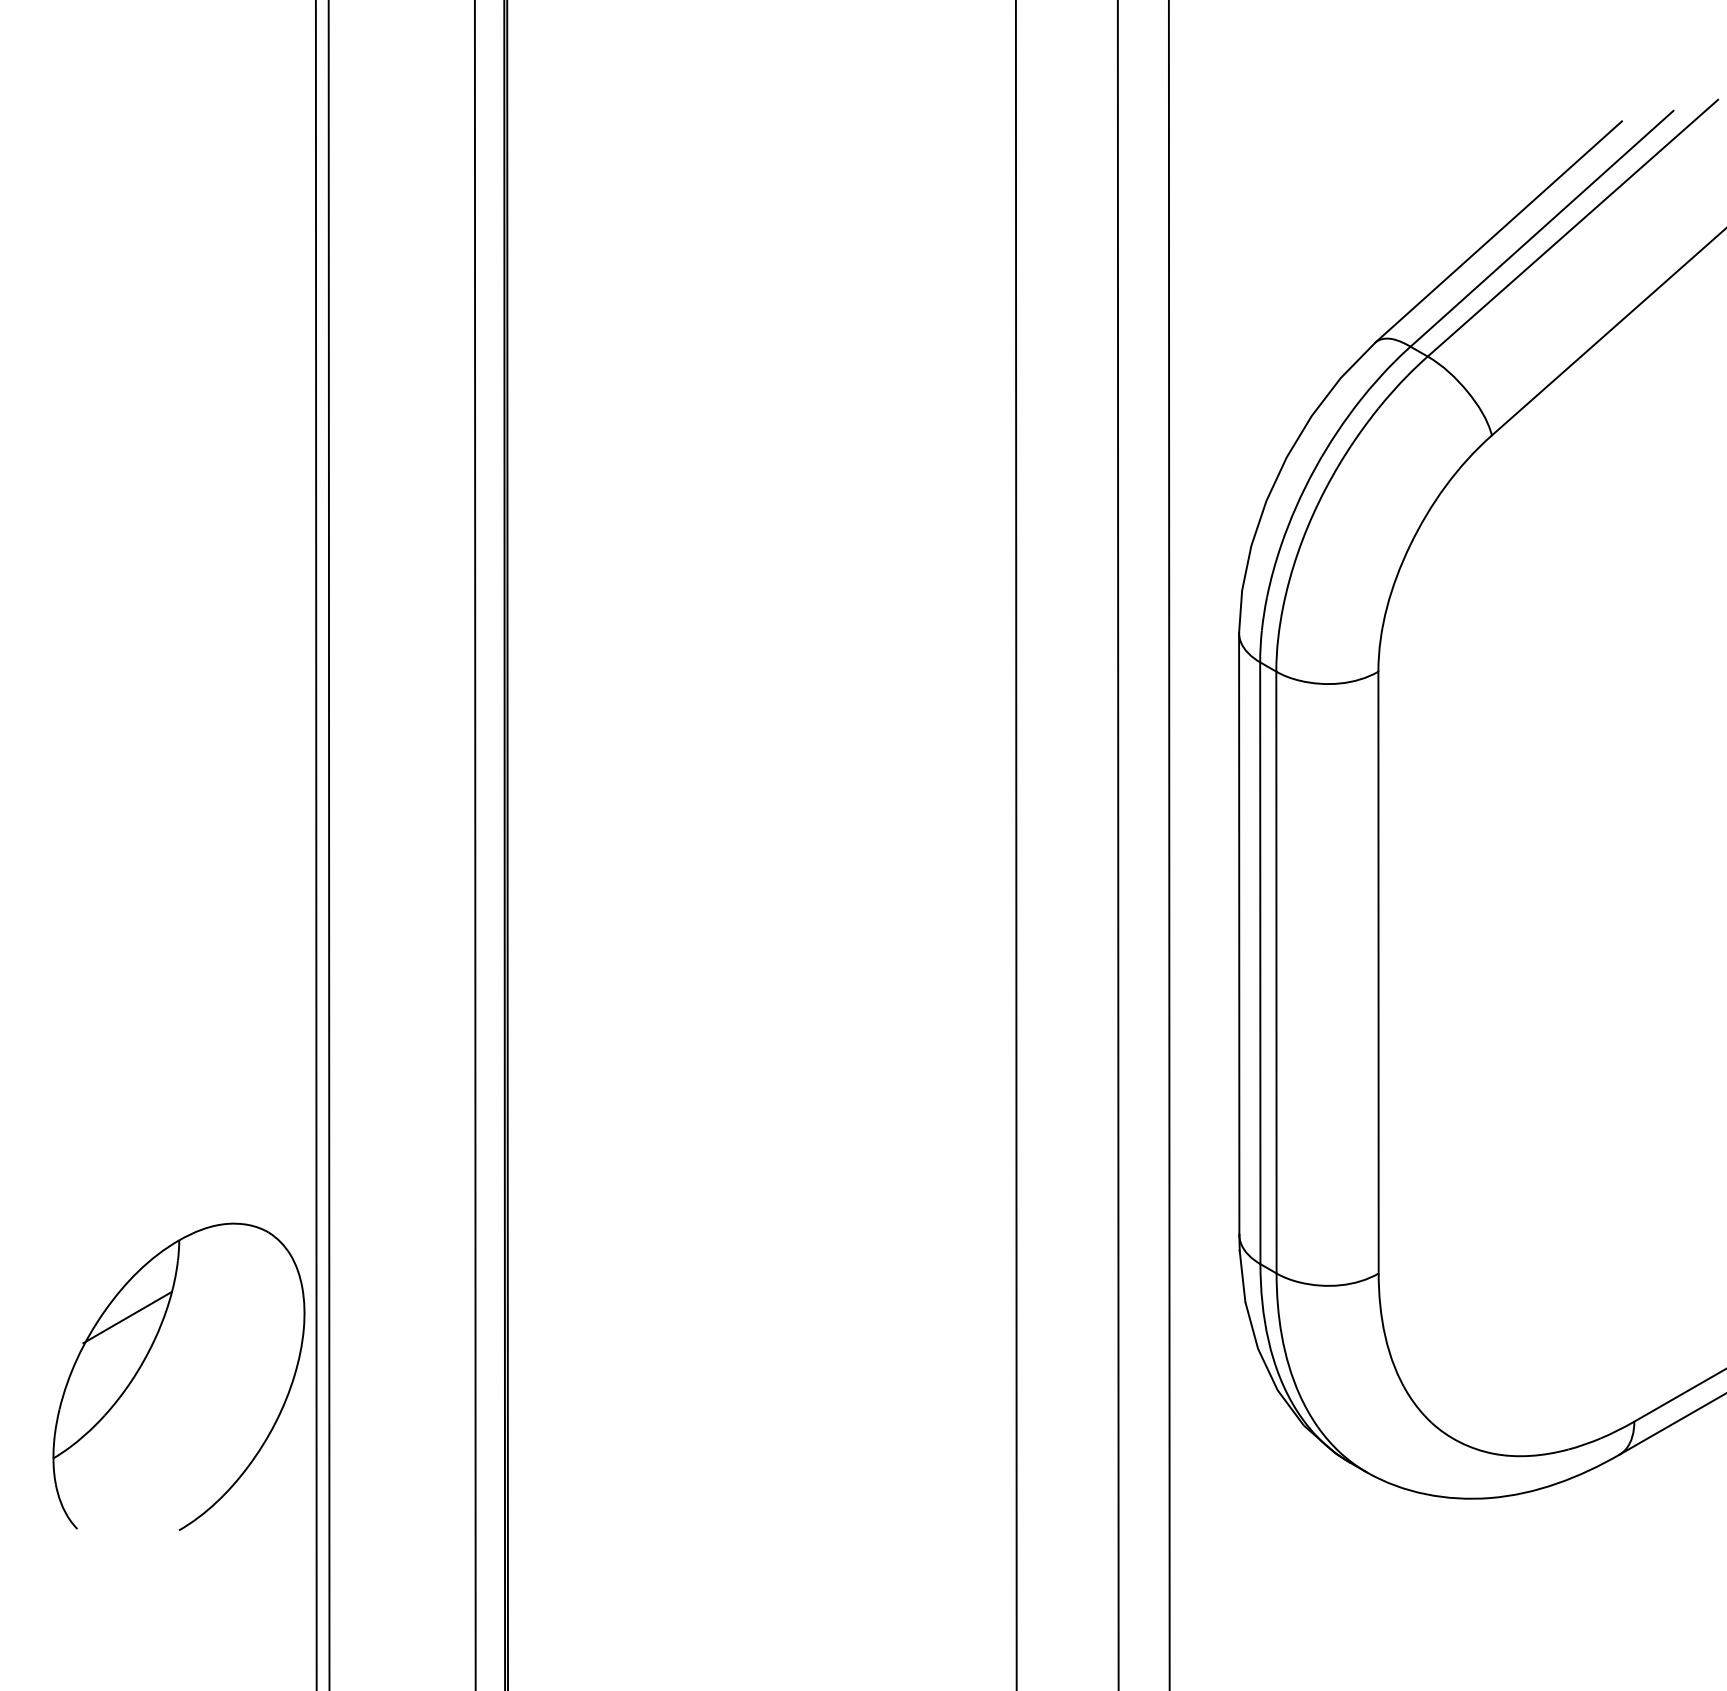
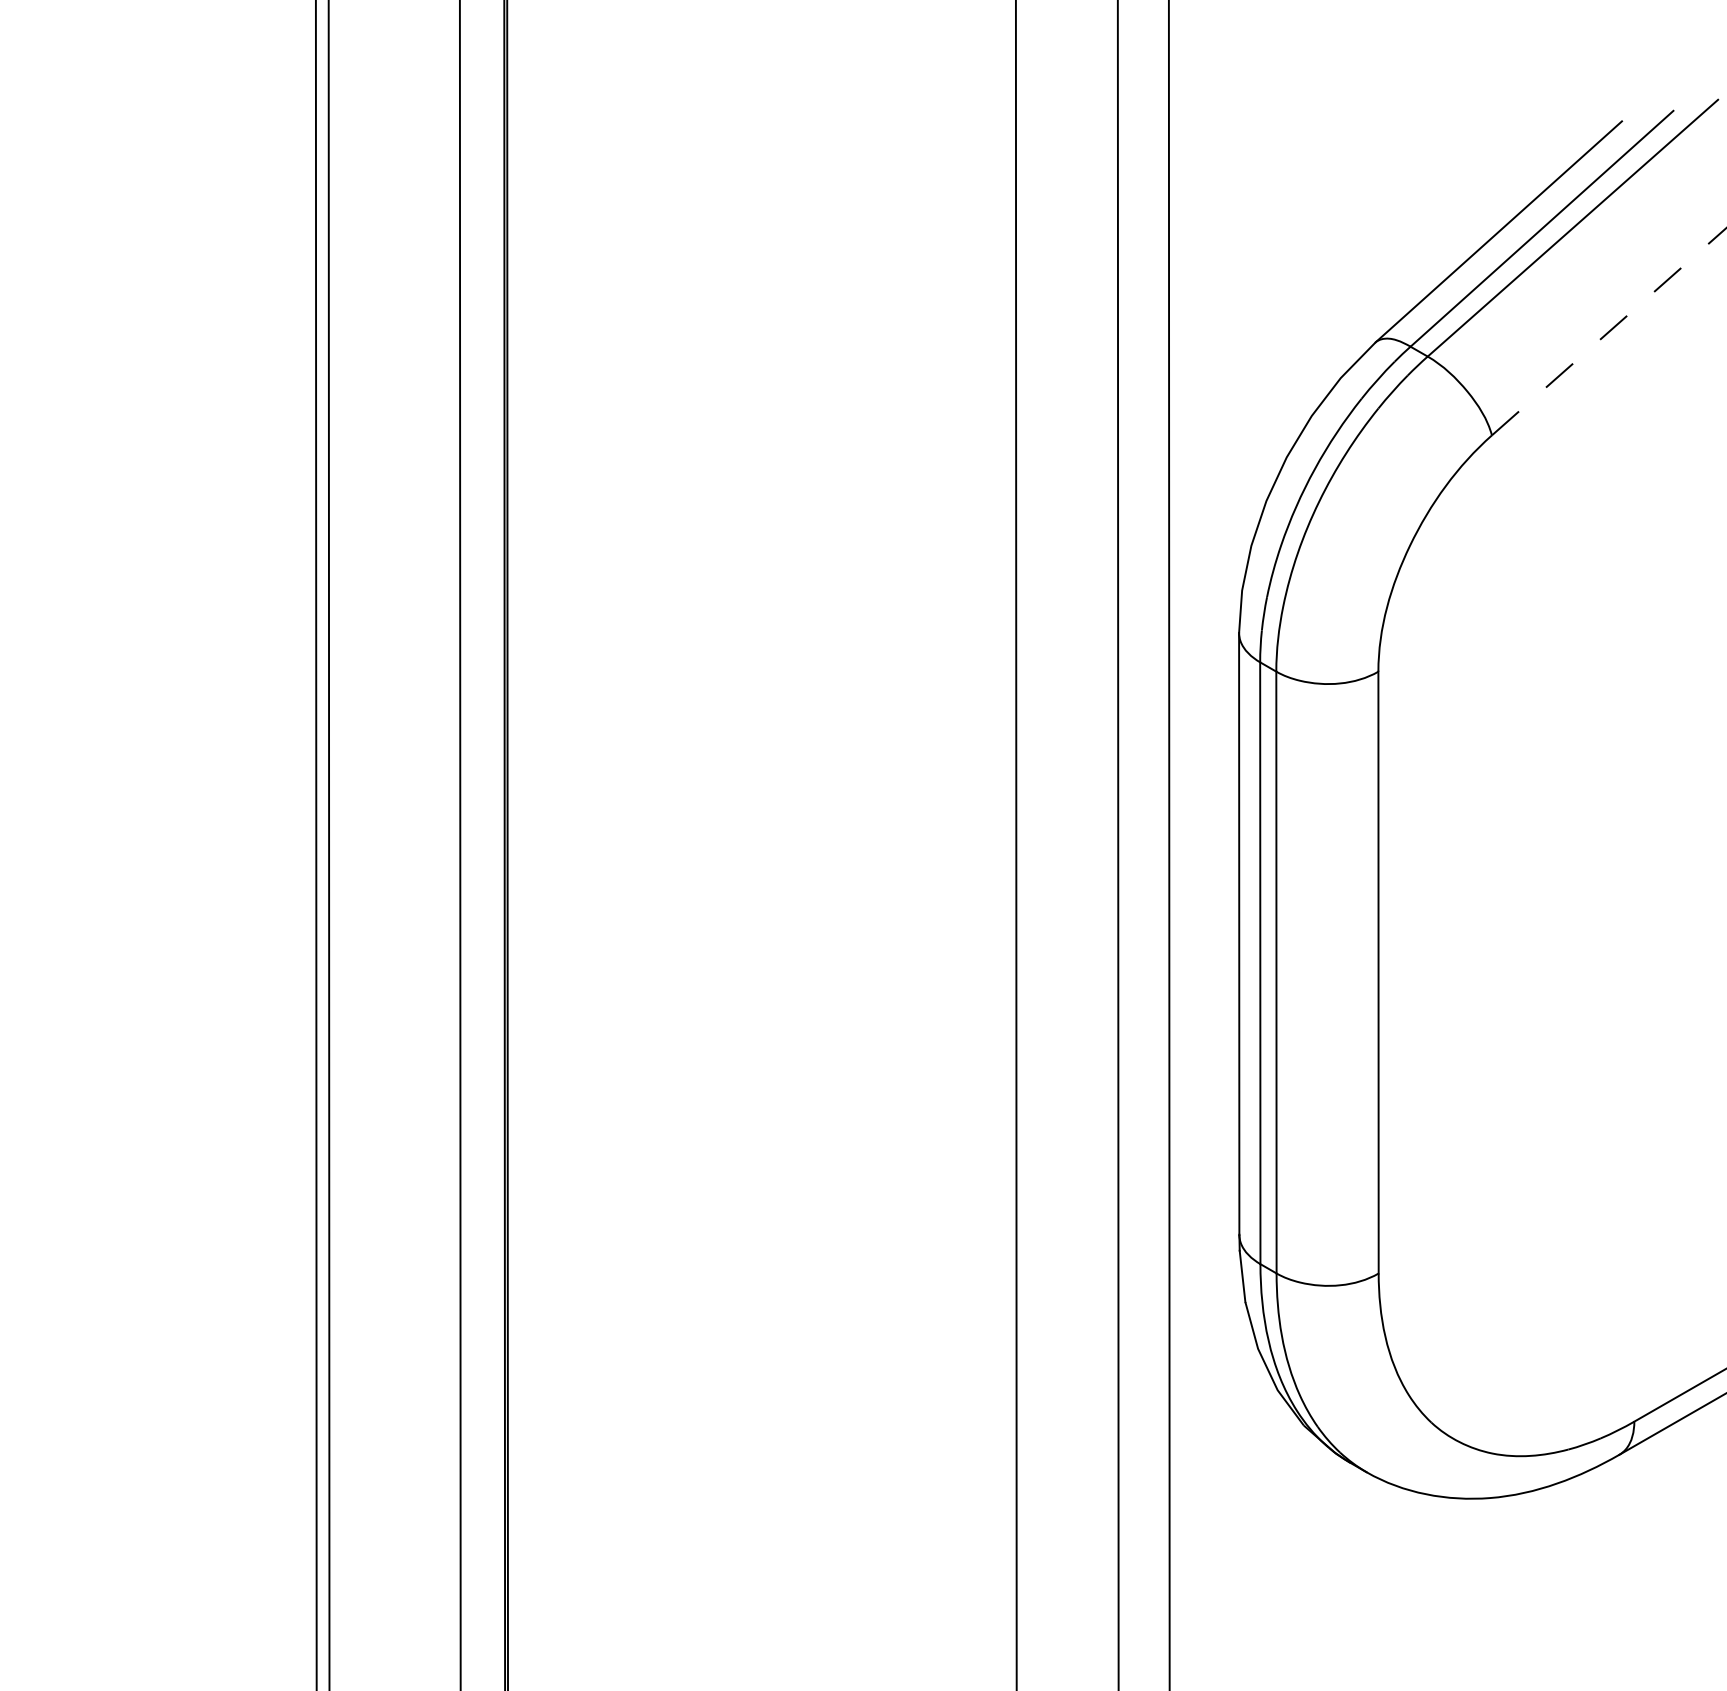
line: solid -> dashed (1609, 331)
line position: (474, 844) -> (459, 844) (459, 844)
part: present -> none (145, 1360)
